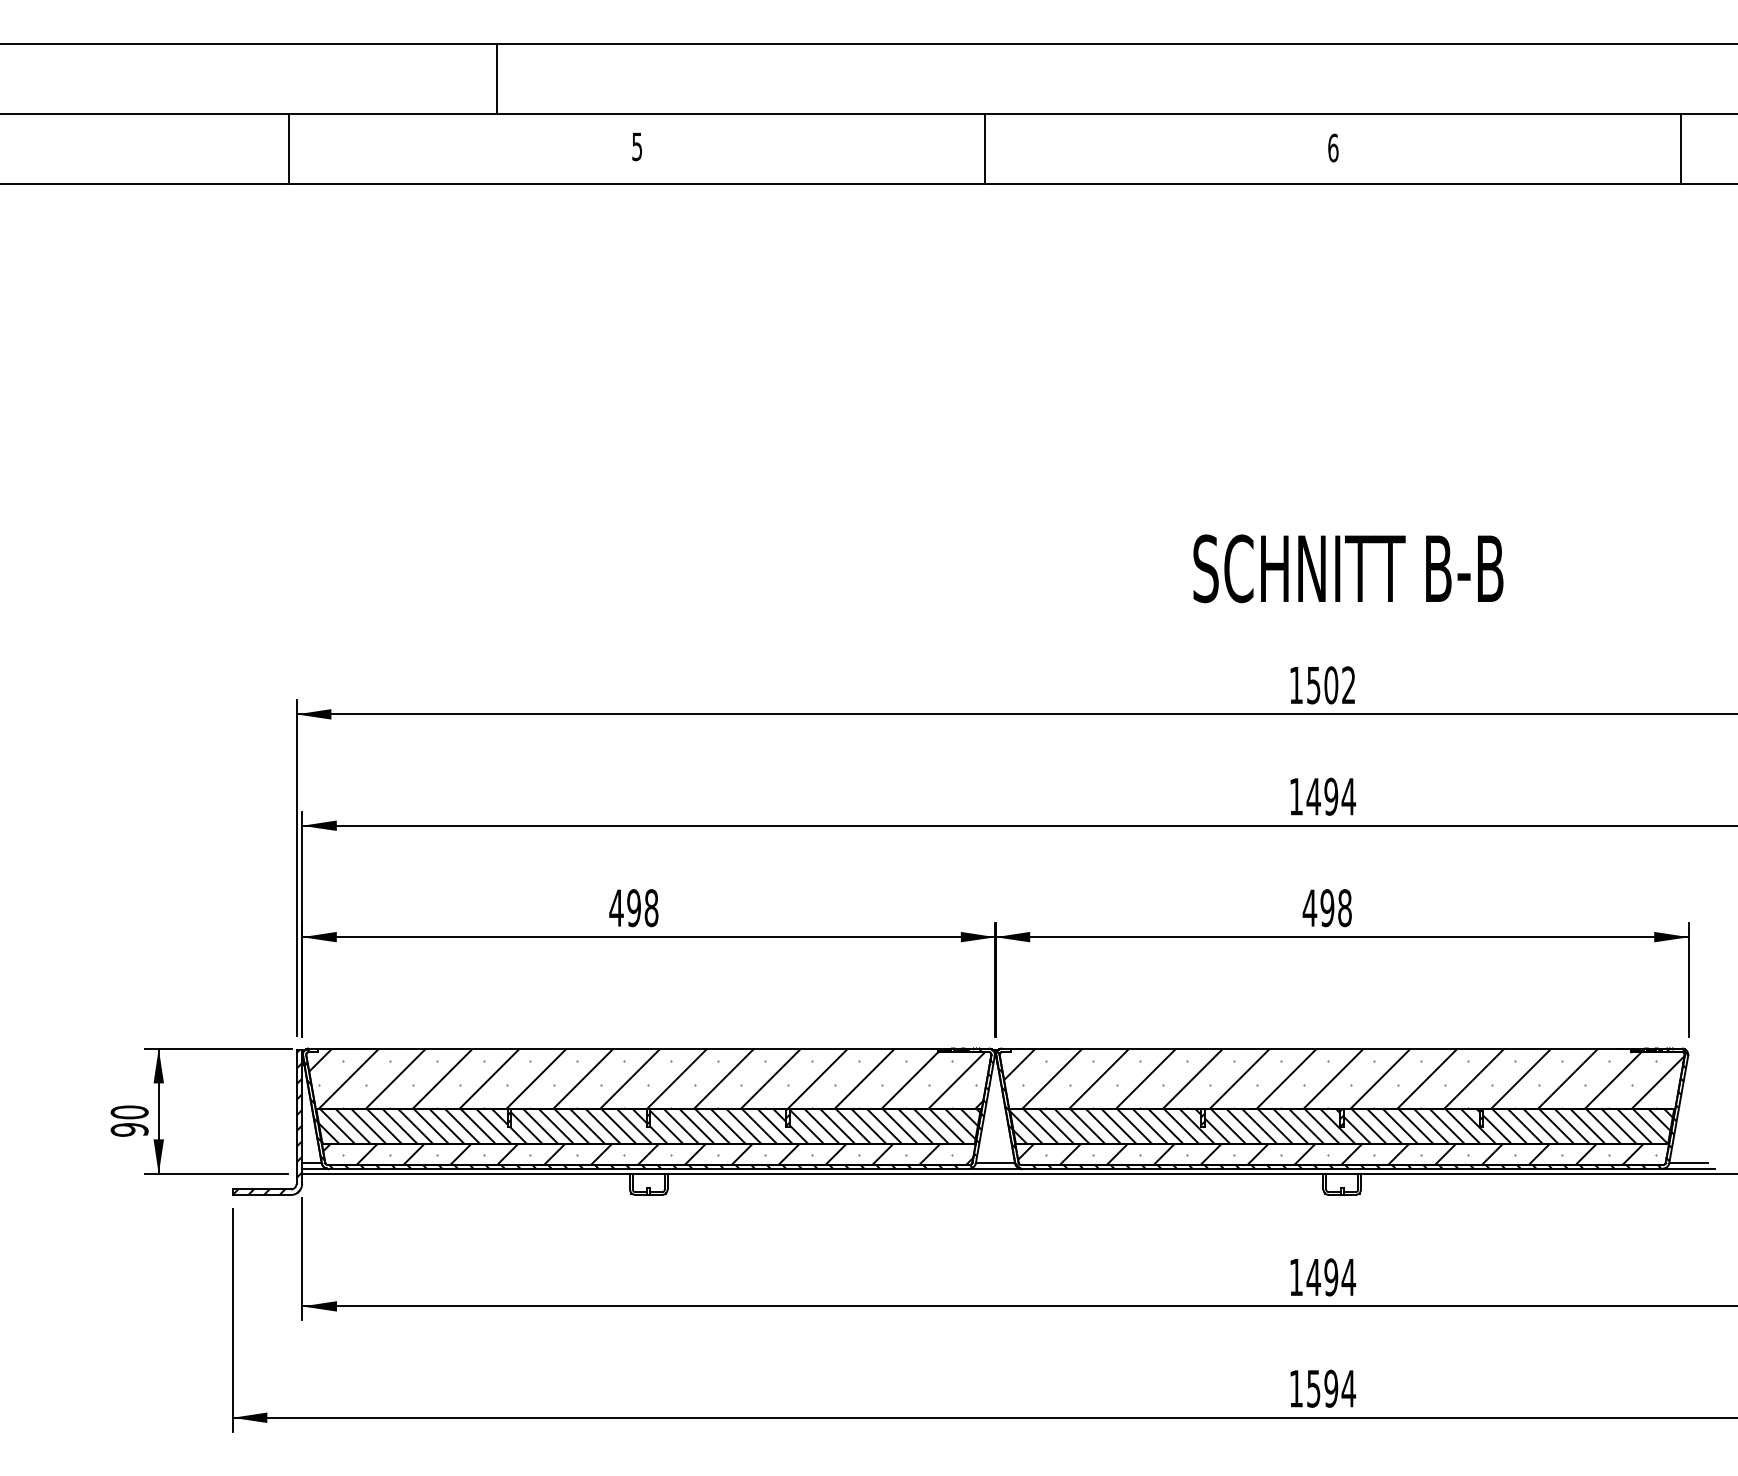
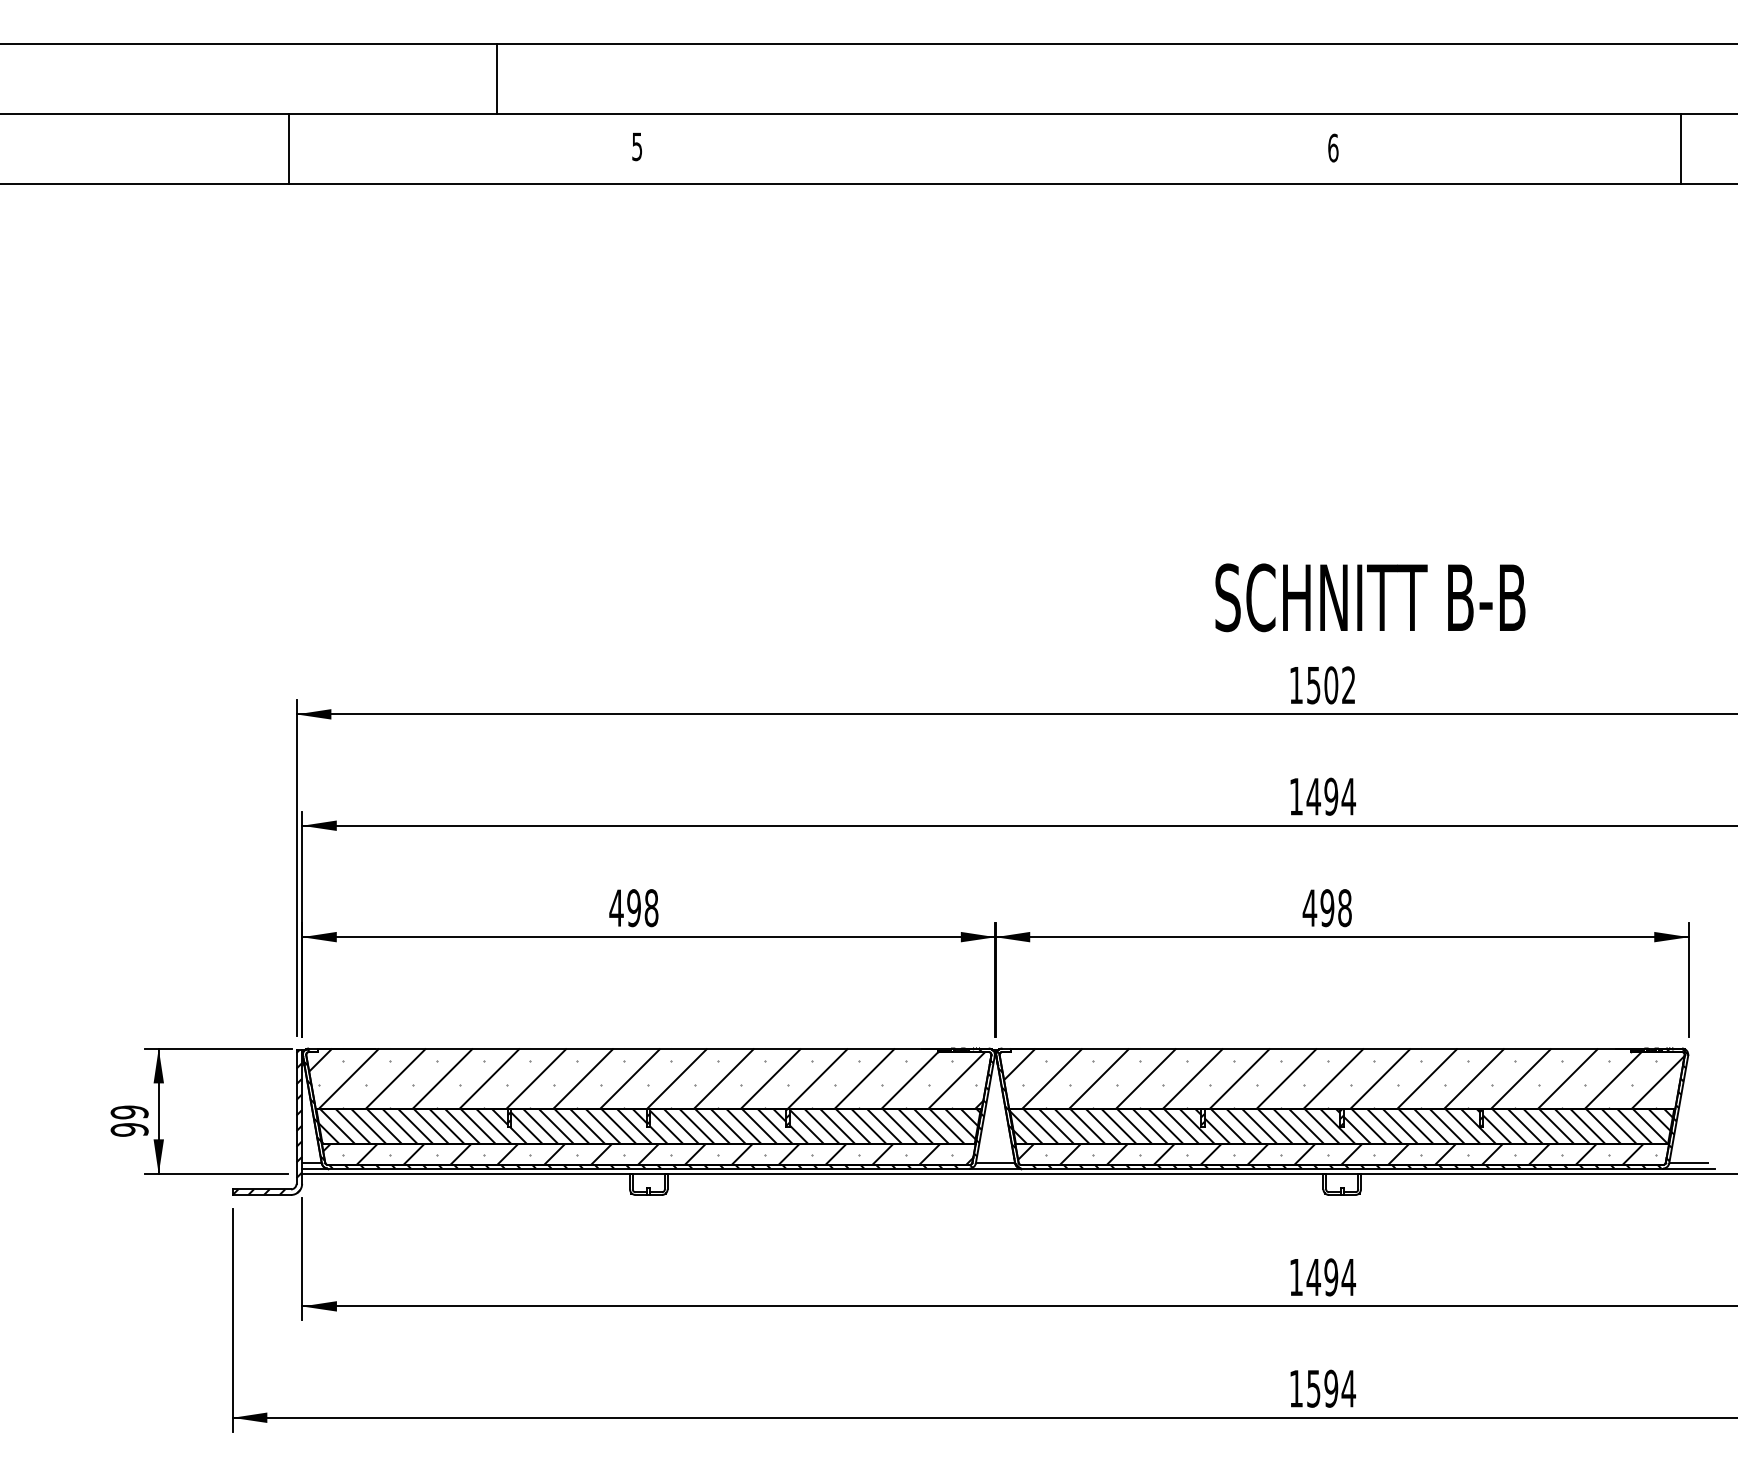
line: present -> none (984, 148)
text position: (1348, 568) -> (1370, 597) (1370, 597)
text: 90 -> 99 (129, 1112)
